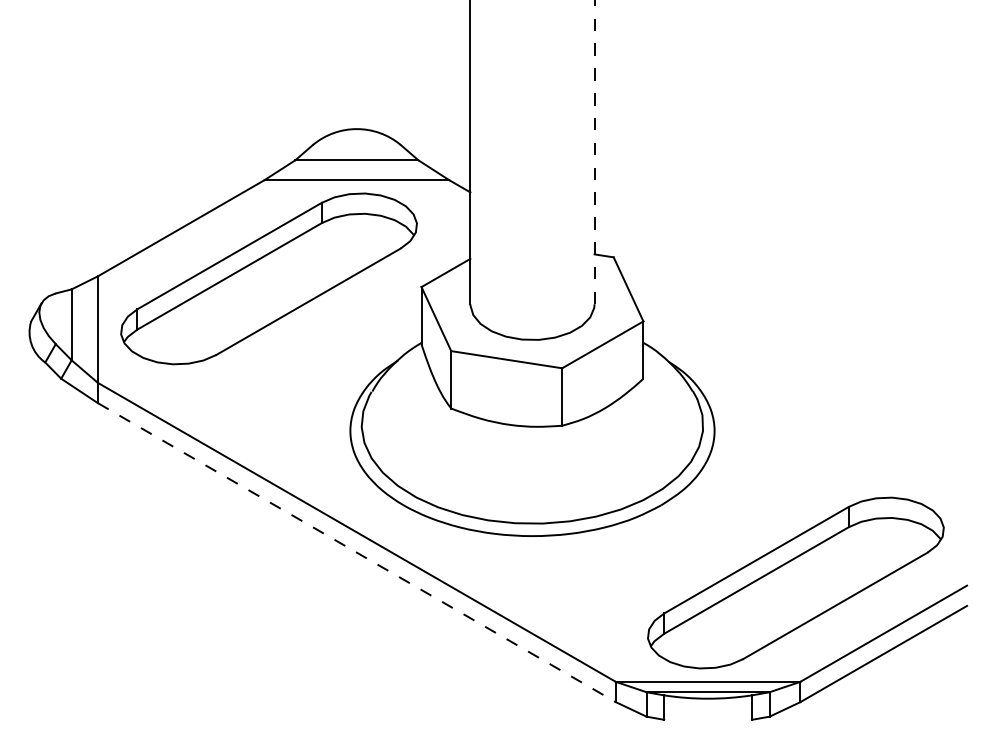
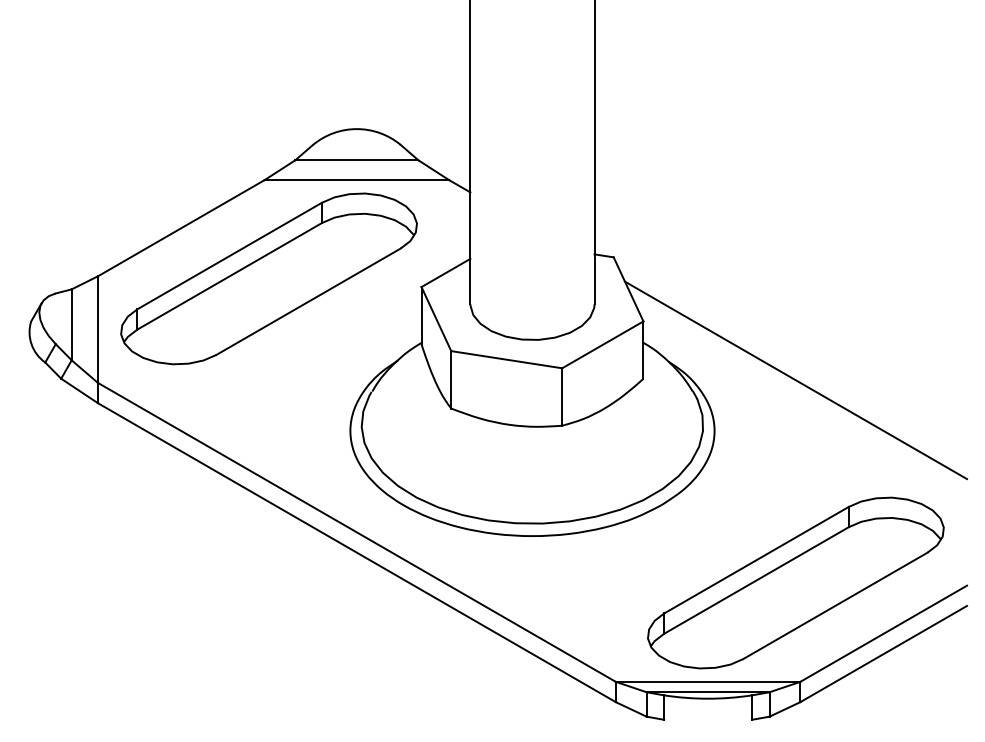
line: dashed -> solid (594, 152)
line: none -> present (795, 380)
line: dashed -> solid (356, 552)
